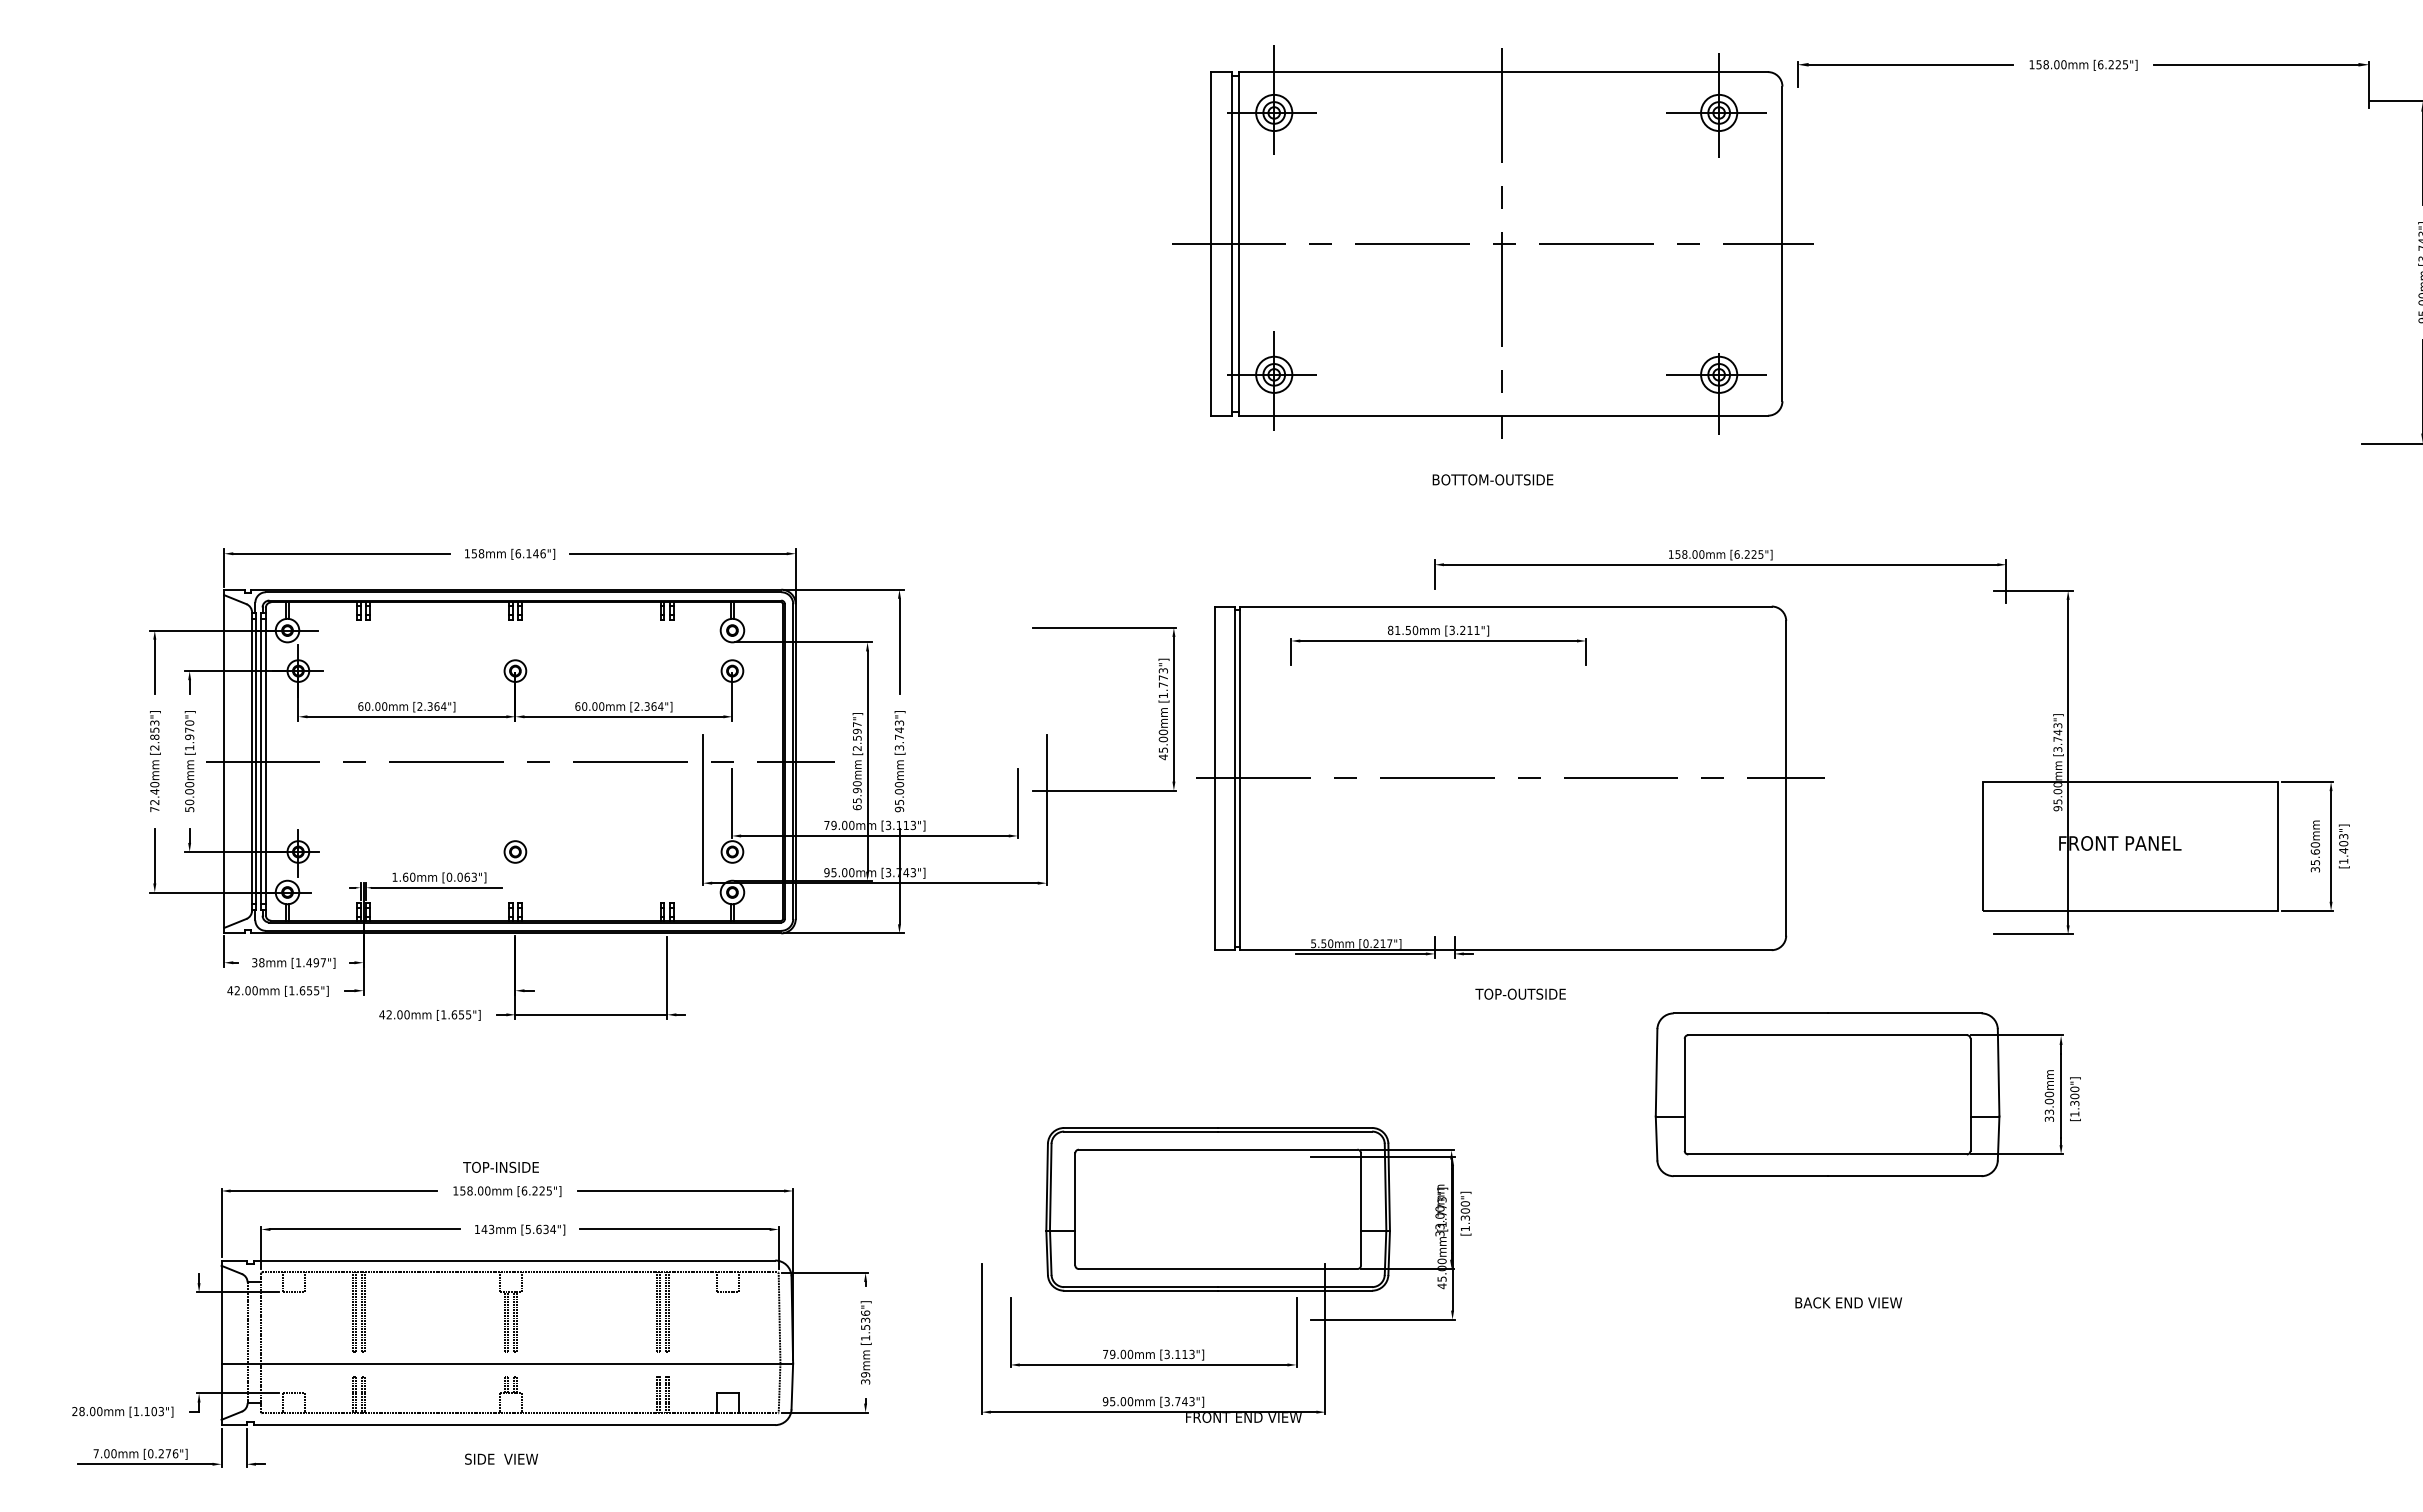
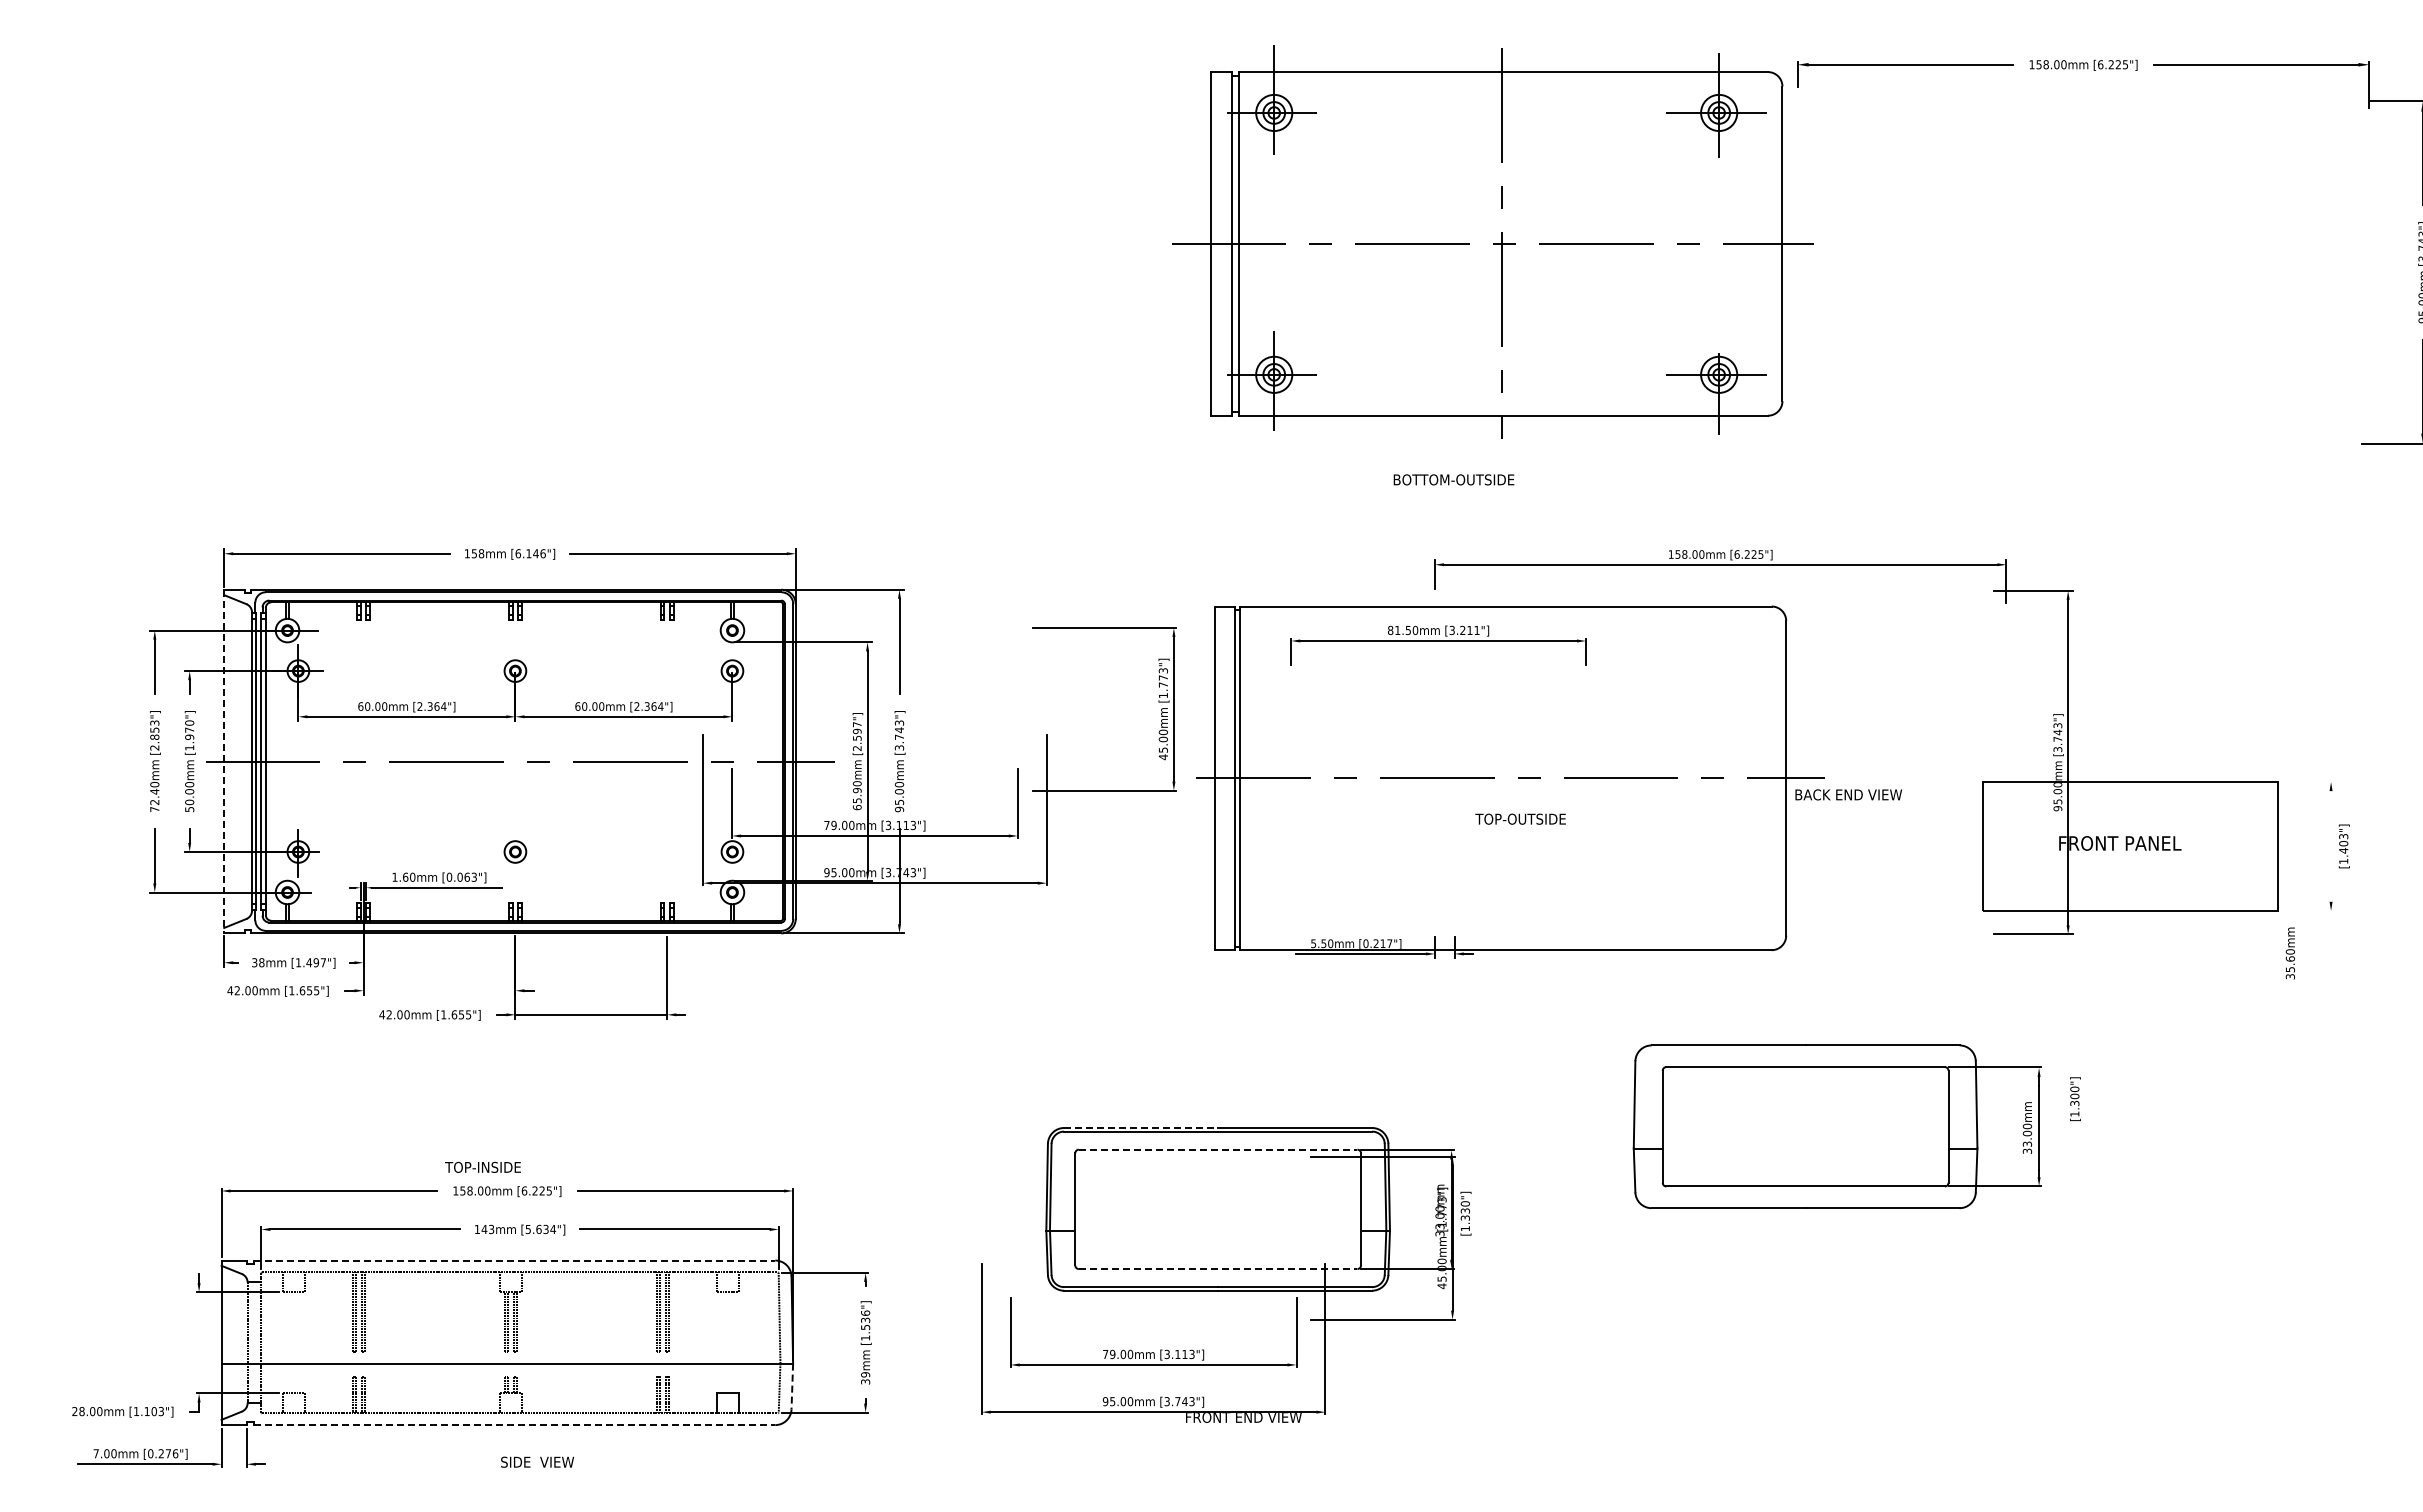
text position: (1492, 479) -> (1453, 479) (1453, 479)
line: solid -> dashed (224, 761)
line: present -> none (2307, 782)
text position: (2314, 846) -> (2289, 953) (2289, 953)
line: present -> none (2331, 846)
line: present -> none (2307, 910)
text position: (1520, 993) -> (1520, 818) (1520, 818)
part position: (1858, 1094) -> (1836, 1126) (1836, 1126)
line: solid -> dashed (1141, 1127)
line: solid -> dashed (1218, 1149)
text position: (500, 1166) -> (482, 1166) (482, 1166)
text: [1.300"] -> [1.330"] (1464, 1210)
line: solid -> dashed (514, 1260)
line: solid -> dashed (1218, 1269)
text position: (1848, 1302) -> (1848, 794) (1848, 794)
line: solid -> dashed (792, 1386)
line: solid -> dashed (514, 1425)
text position: (501, 1458) -> (537, 1461) (537, 1461)
